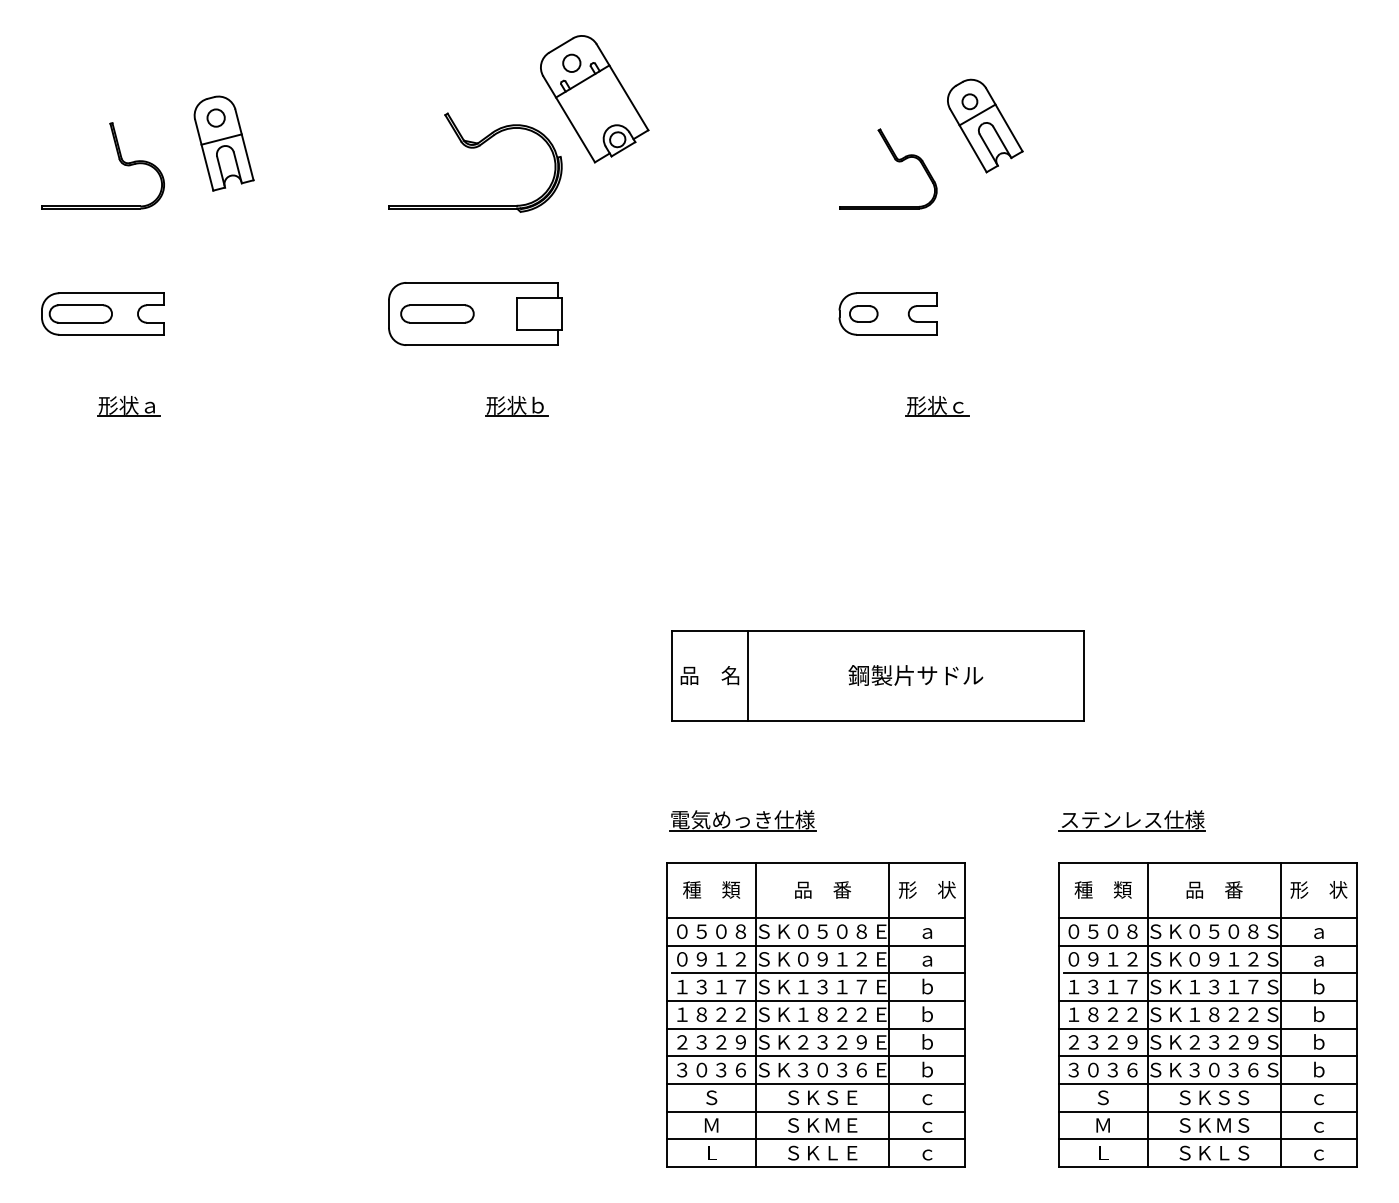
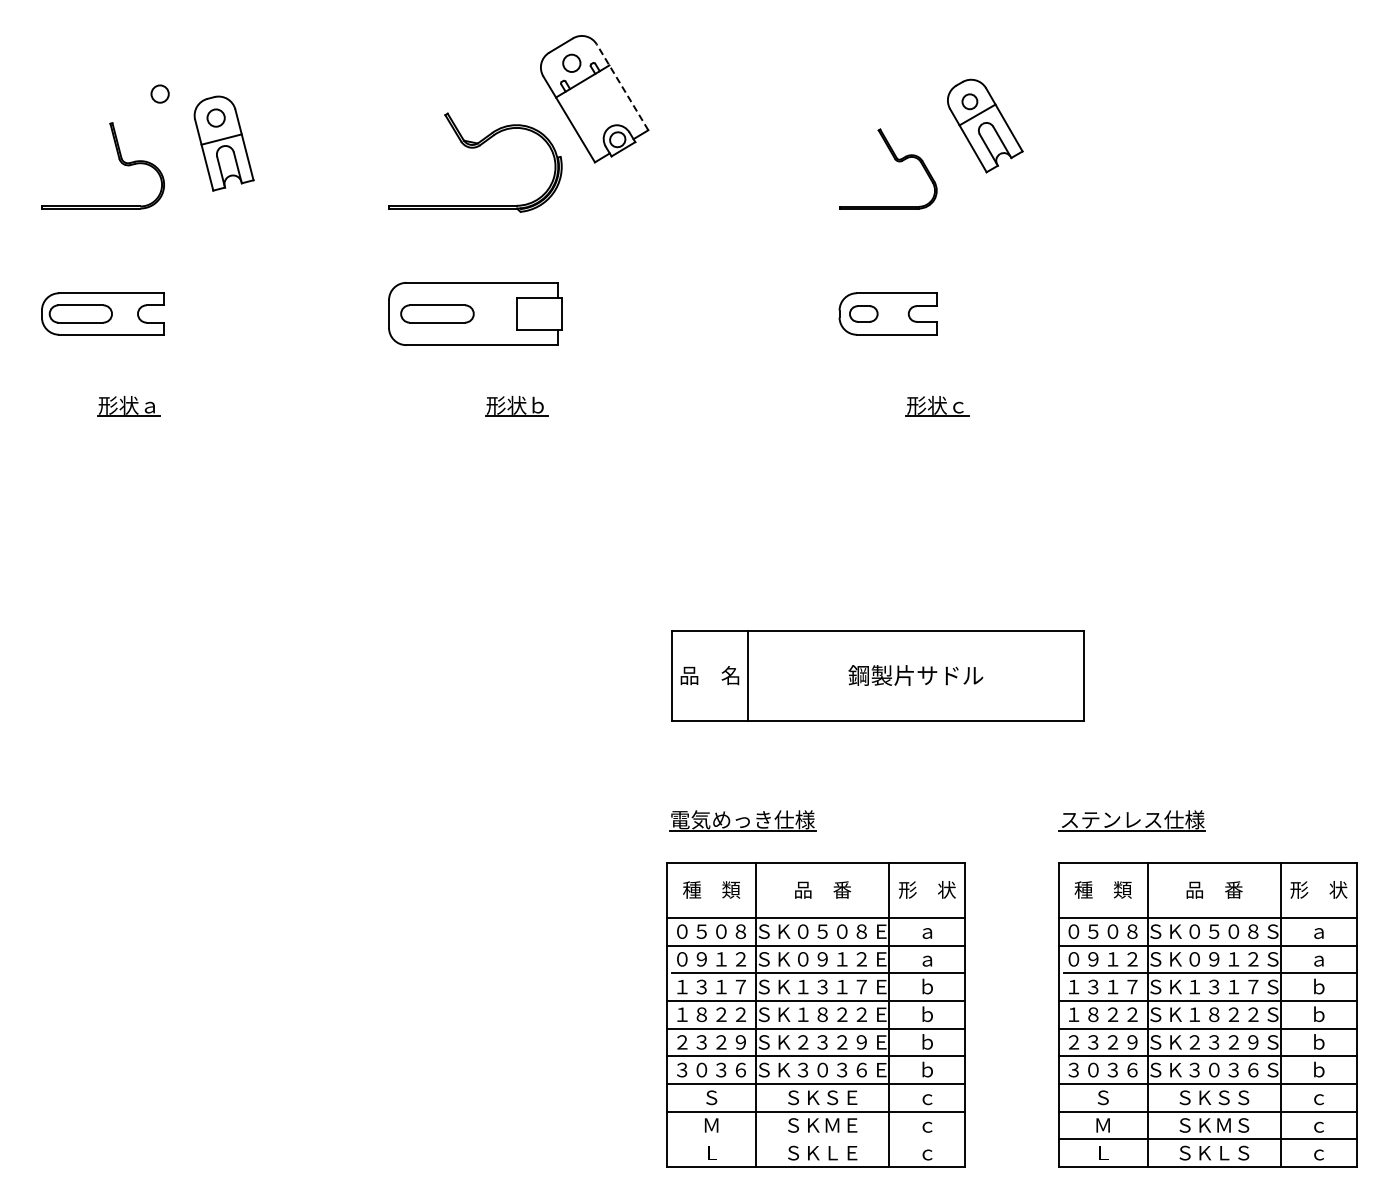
line: solid -> dashed (622, 86)
circle: none -> present (159, 93)
line: present -> none (816, 1139)
